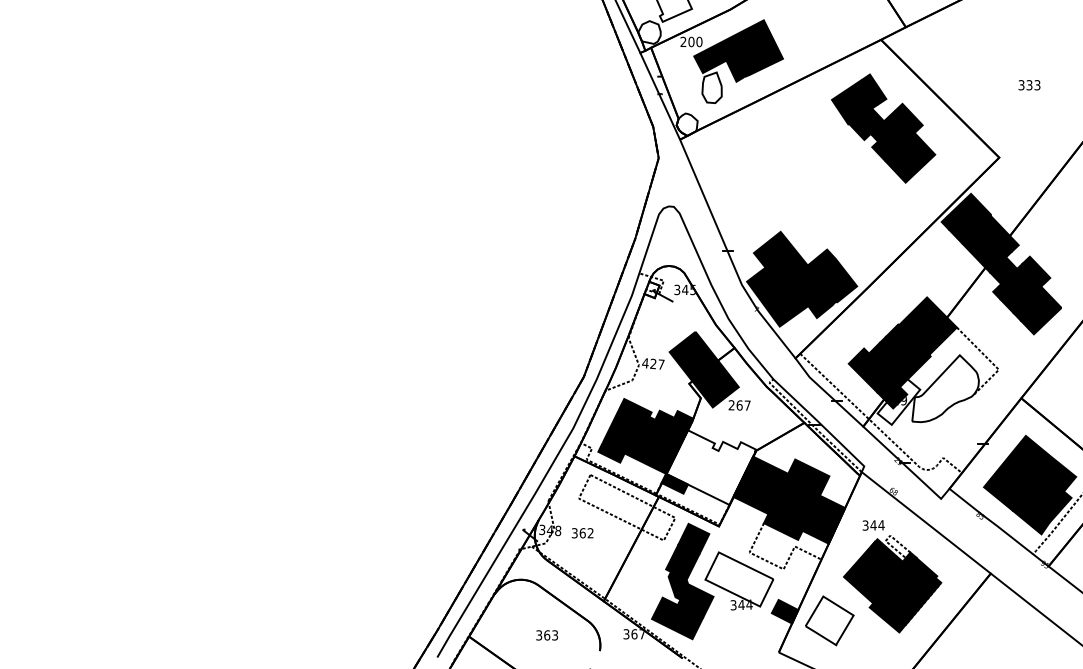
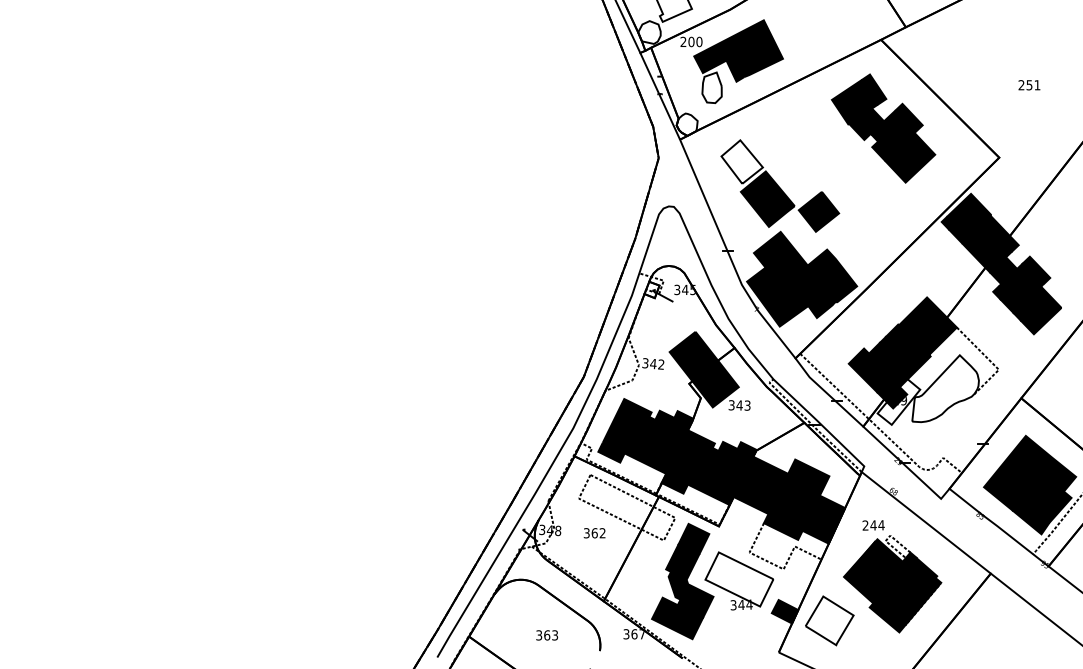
text: 333 -> 251 (1029, 85)
part: none -> present (780, 185)
text: 427 -> 342 (653, 363)
text: 267 -> 343 (739, 405)
fill: none -> present (711, 467)
text: 344 -> 244 (865, 525)
text position: (582, 533) -> (594, 533) (594, 533)
